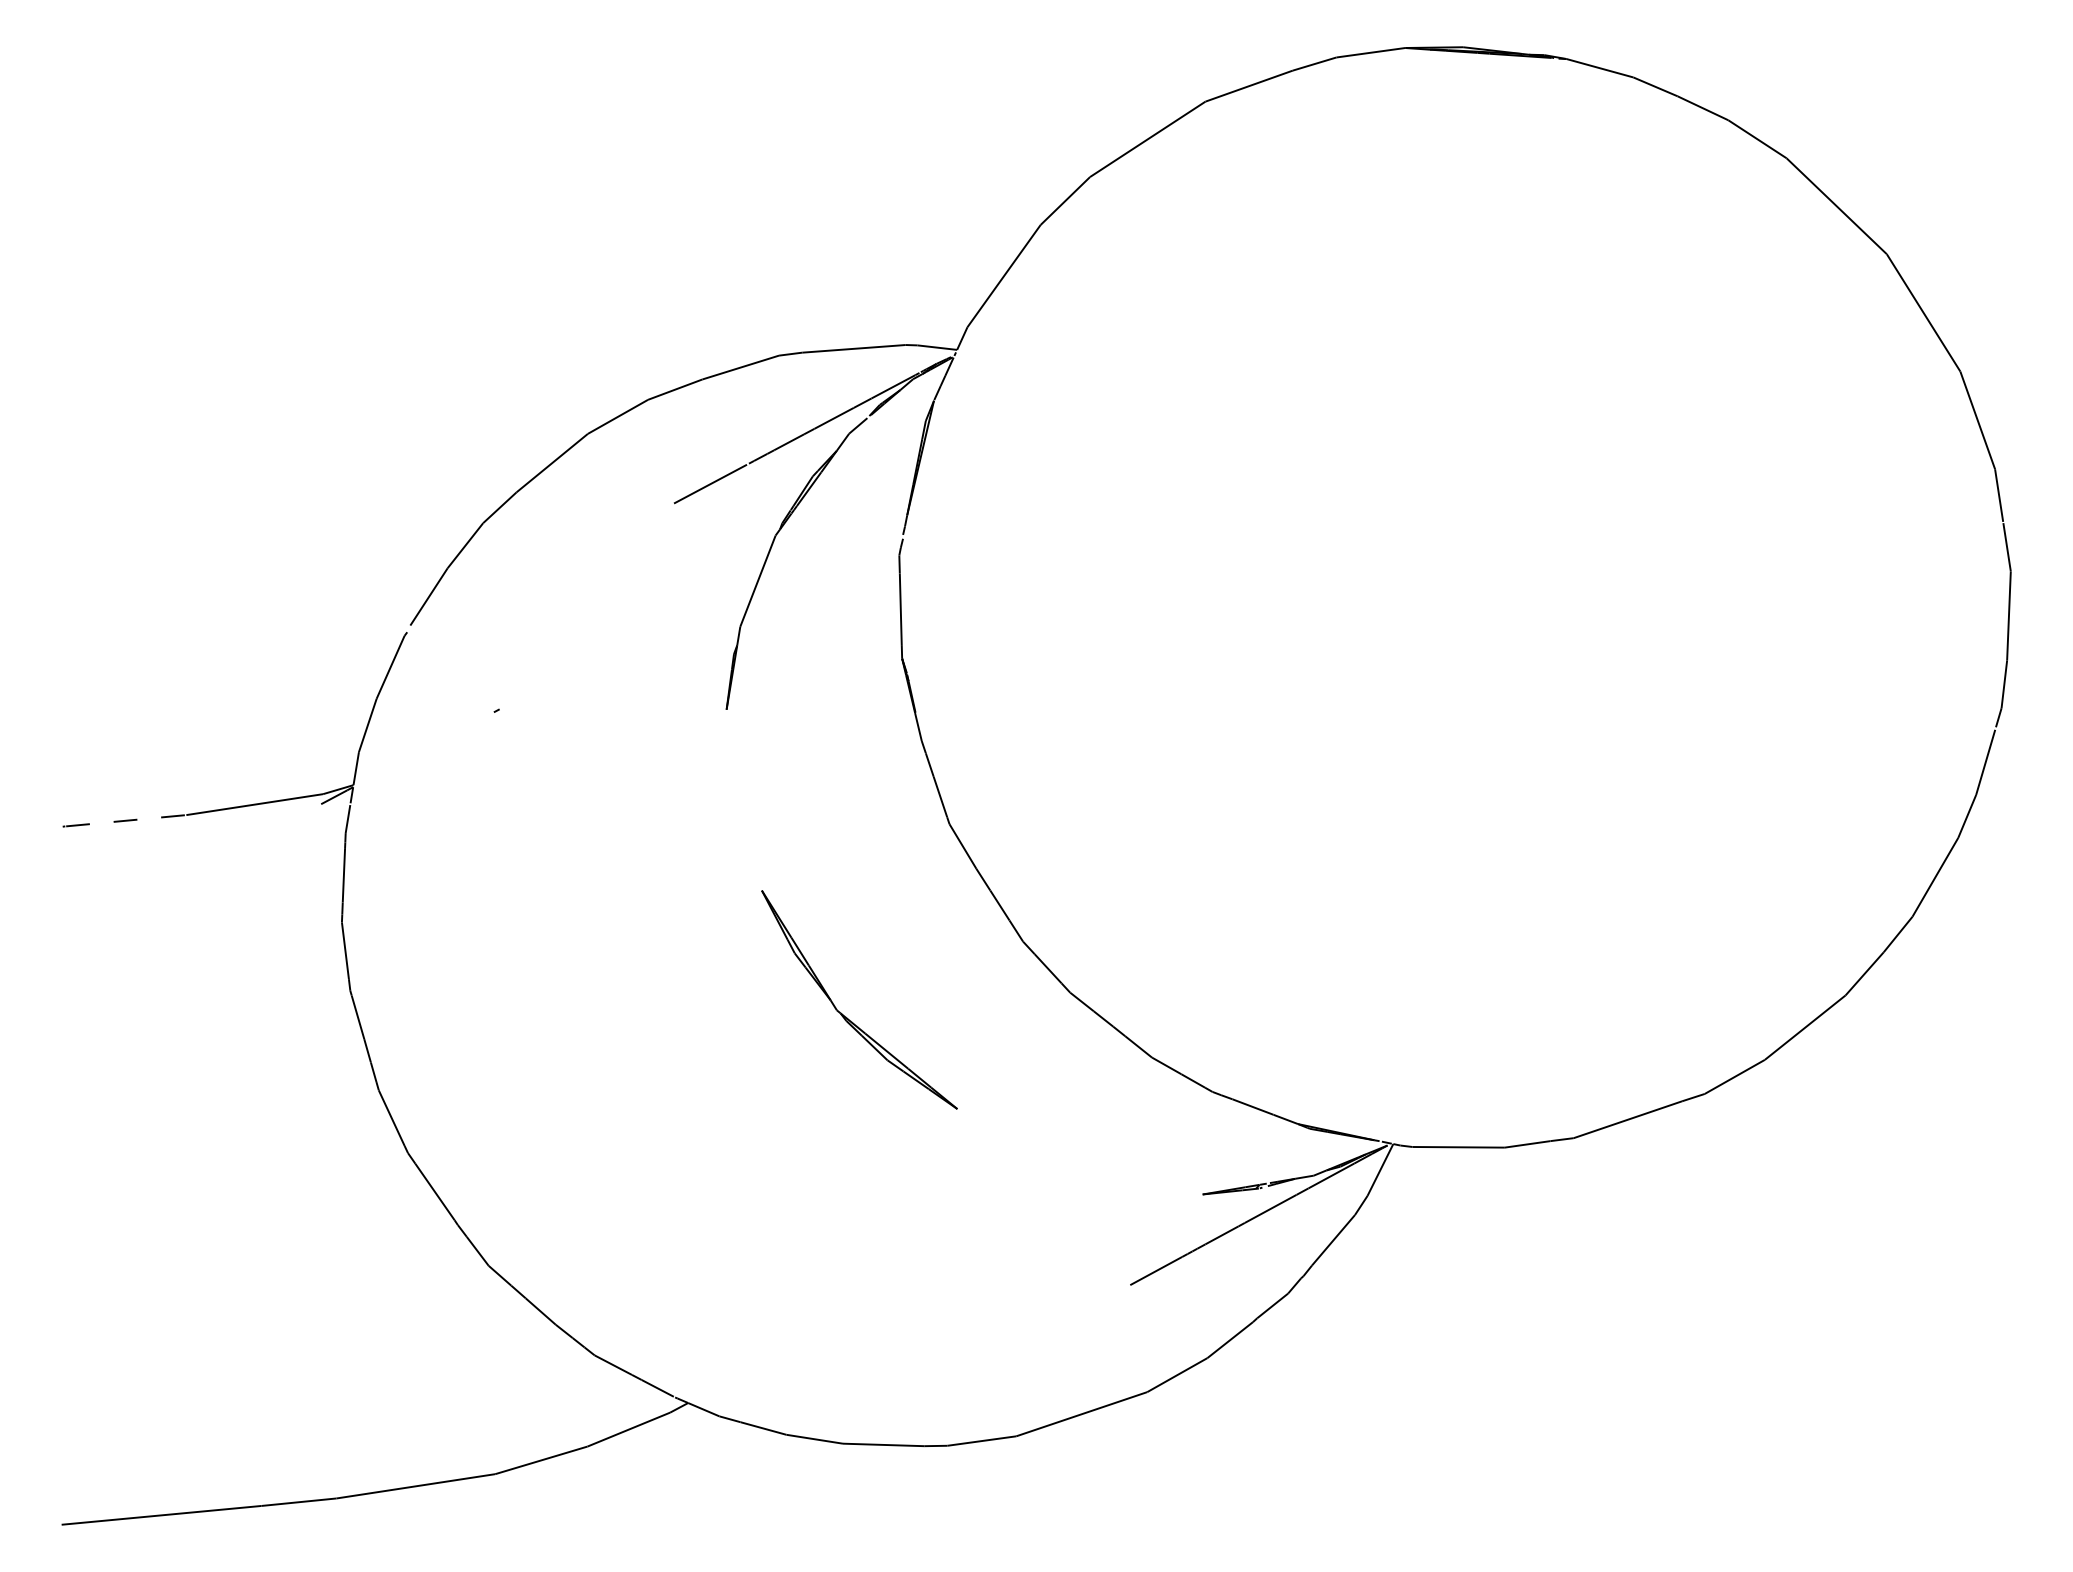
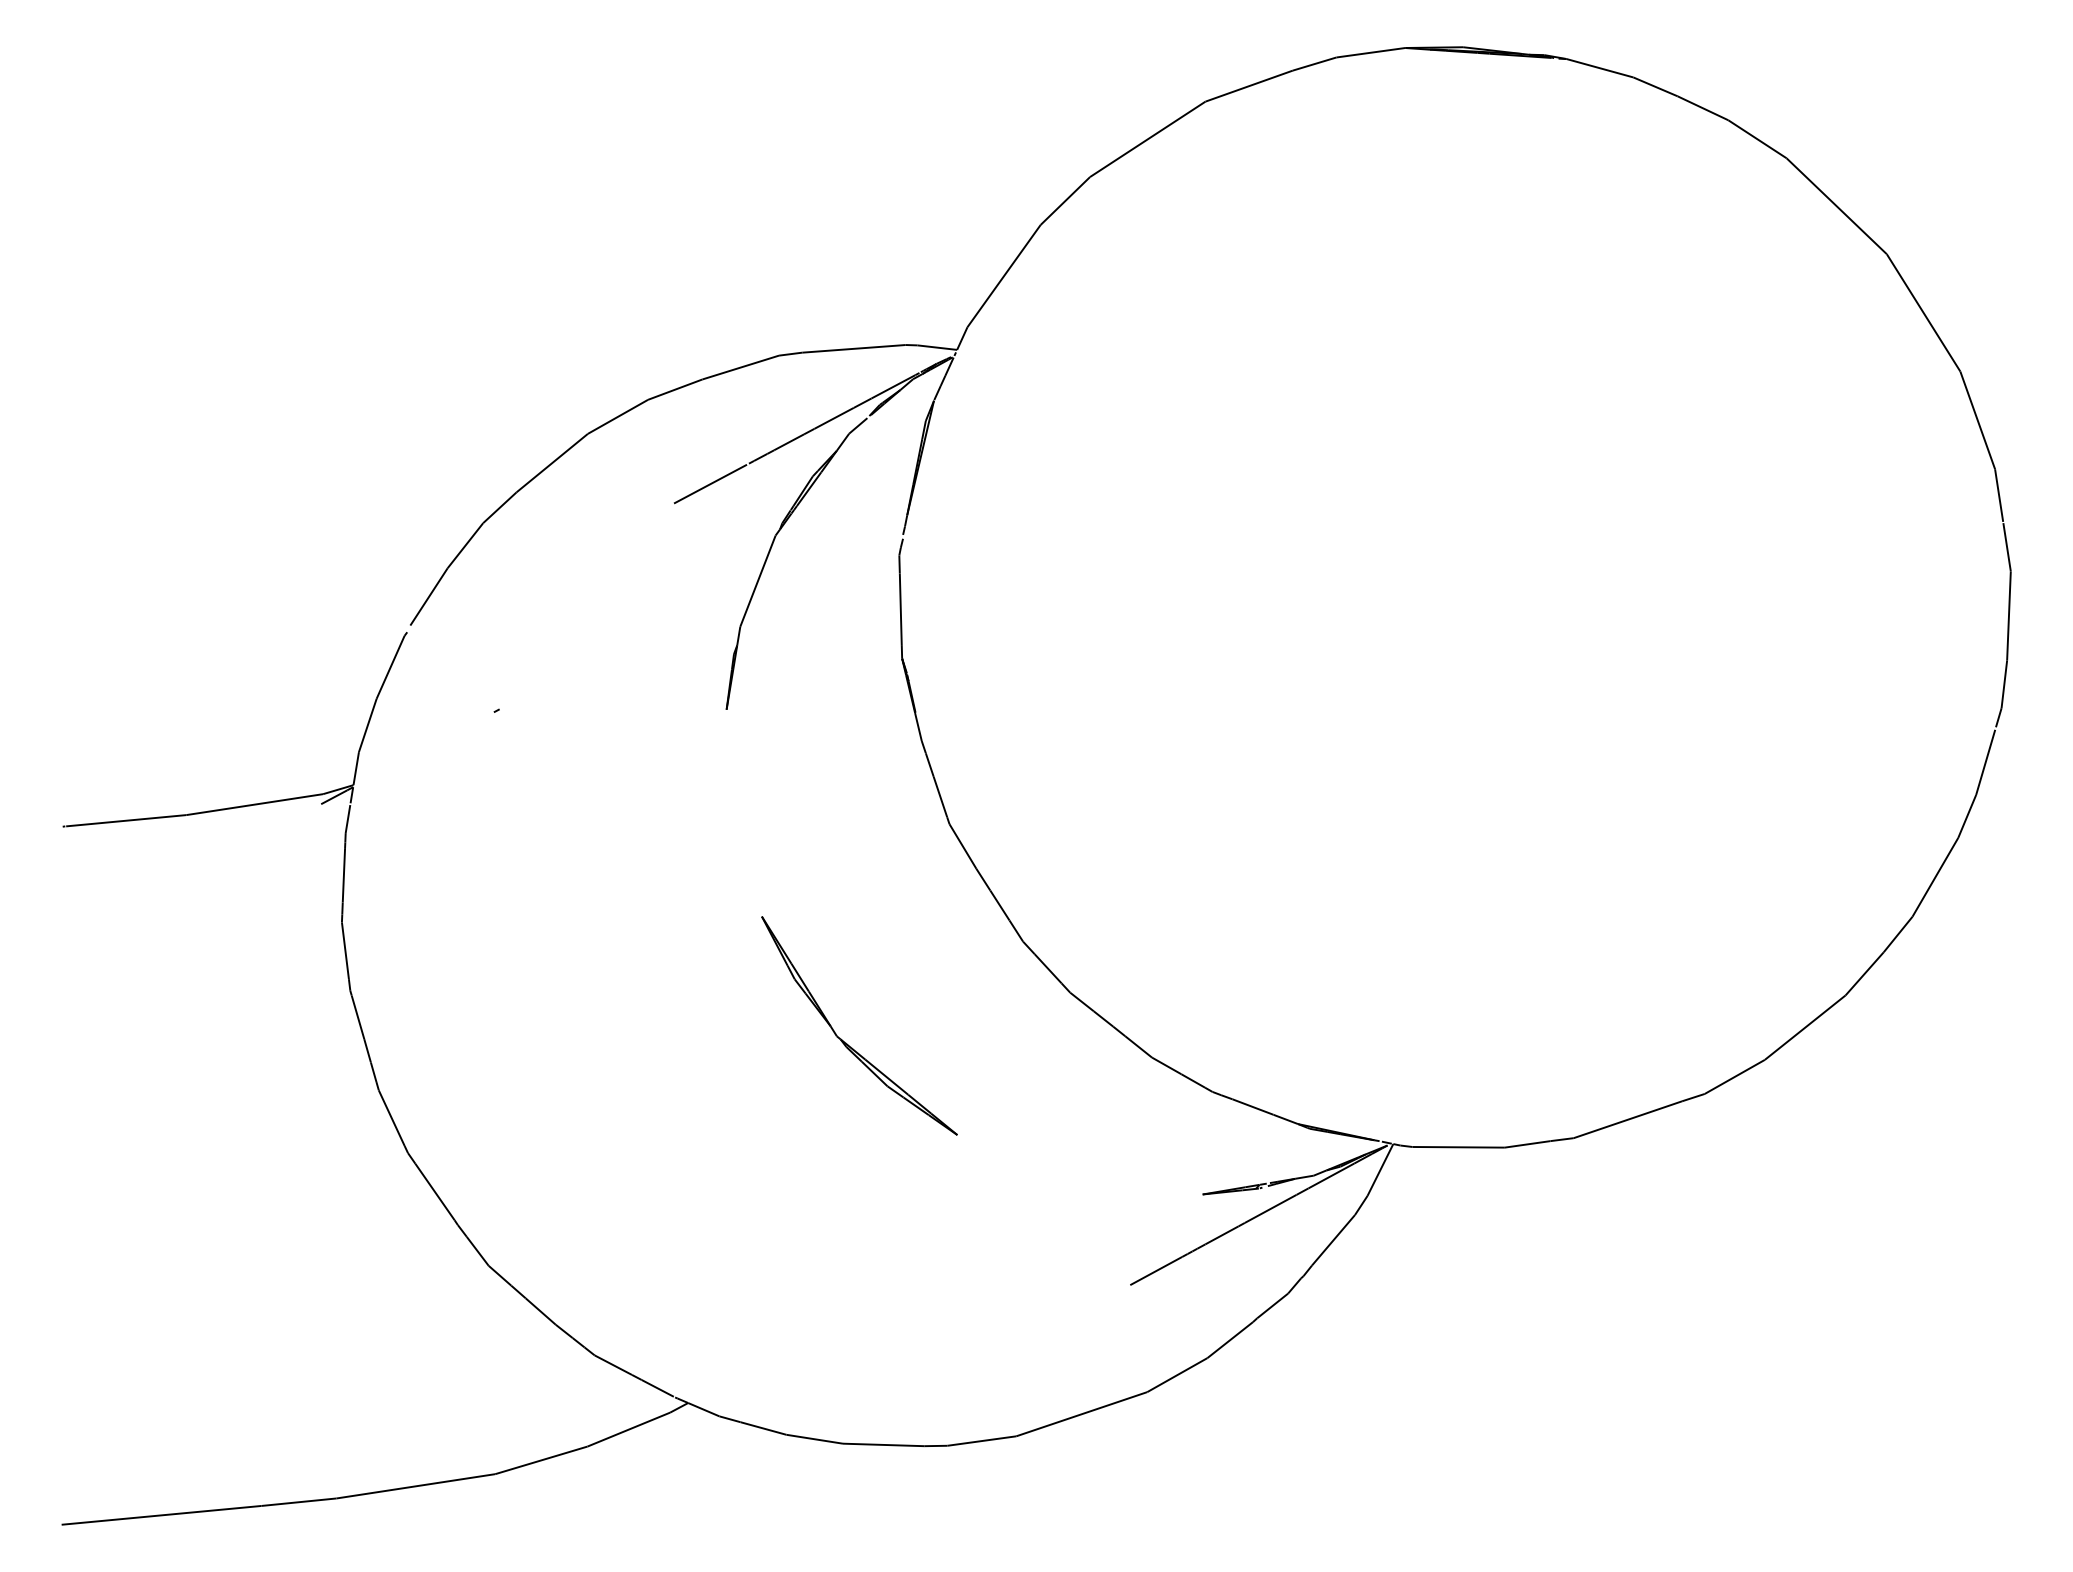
line: dashed -> solid (126, 820)
part position: (846, 1016) -> (846, 1042) (846, 1042)
